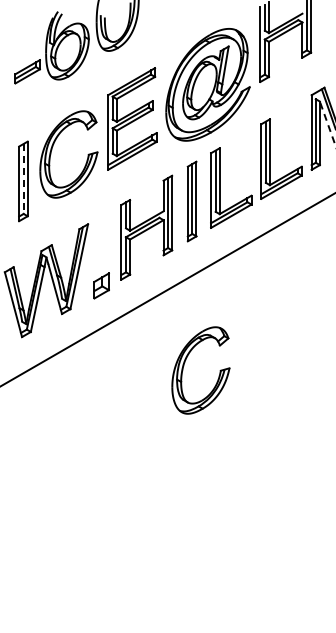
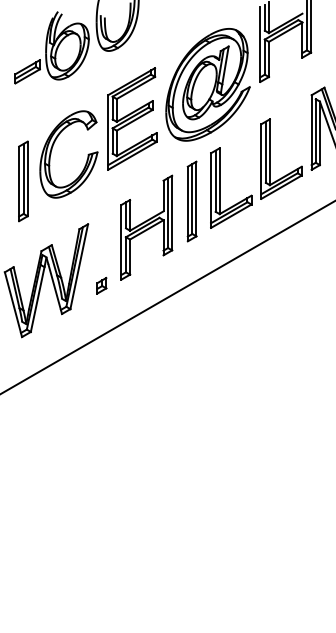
line: dashed -> solid (327, 124)
line: dashed -> solid (23, 178)
part size: 17x28 px -> 12x19 px (101, 285)
line position: (167, 289) -> (167, 297) (167, 297)
part: present -> none (184, 366)
